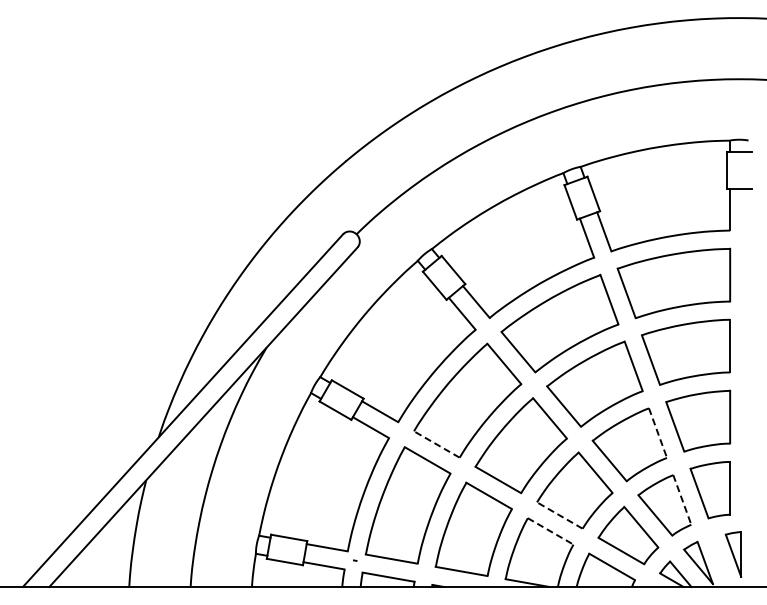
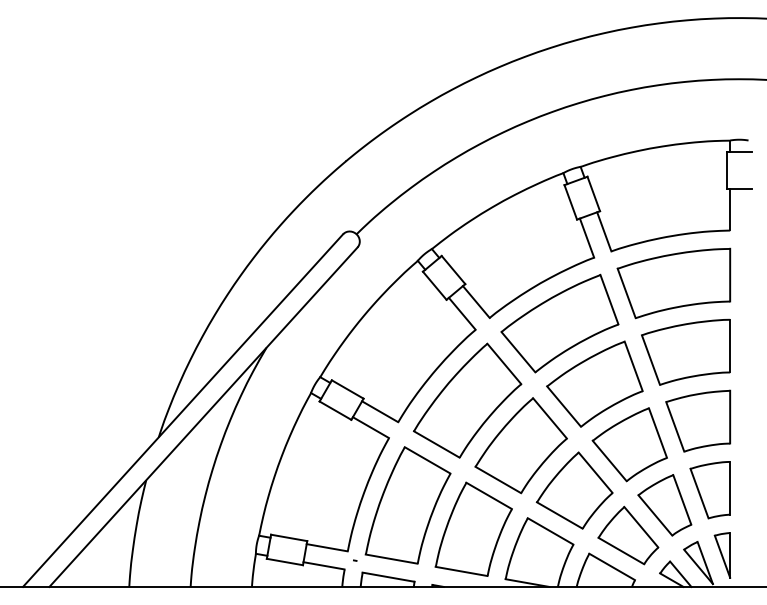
line: dashed -> solid (658, 433)
line: dashed -> solid (436, 444)
line: dashed -> solid (682, 500)
line: dashed -> solid (559, 515)
line: dashed -> solid (551, 531)
part position: (733, 554) -> (722, 555) (722, 555)
